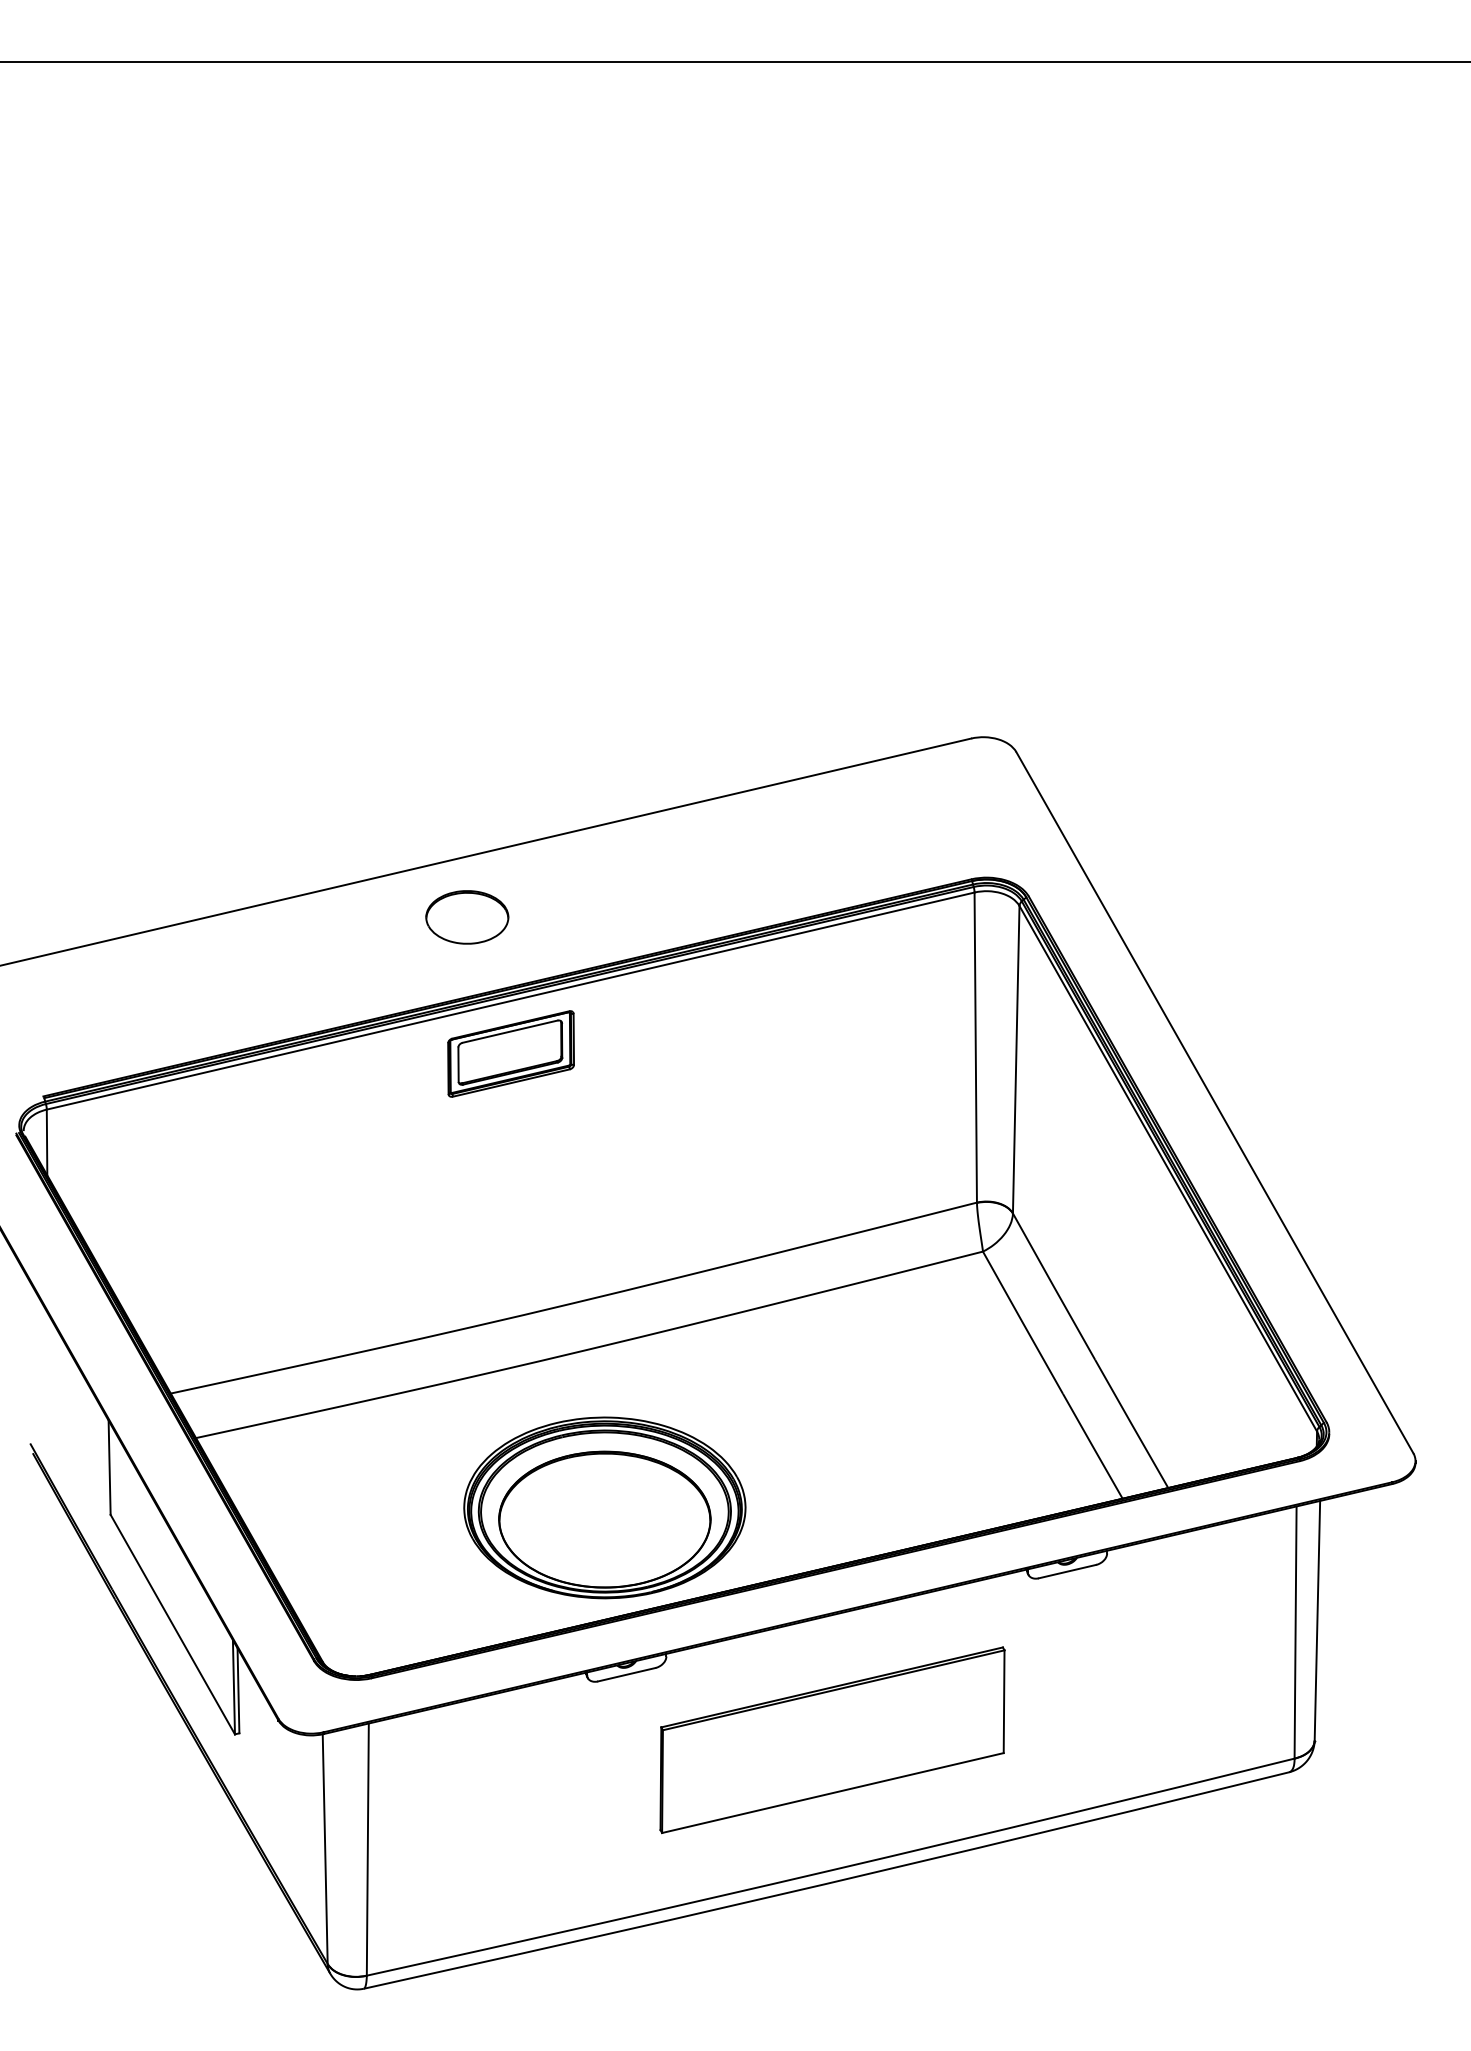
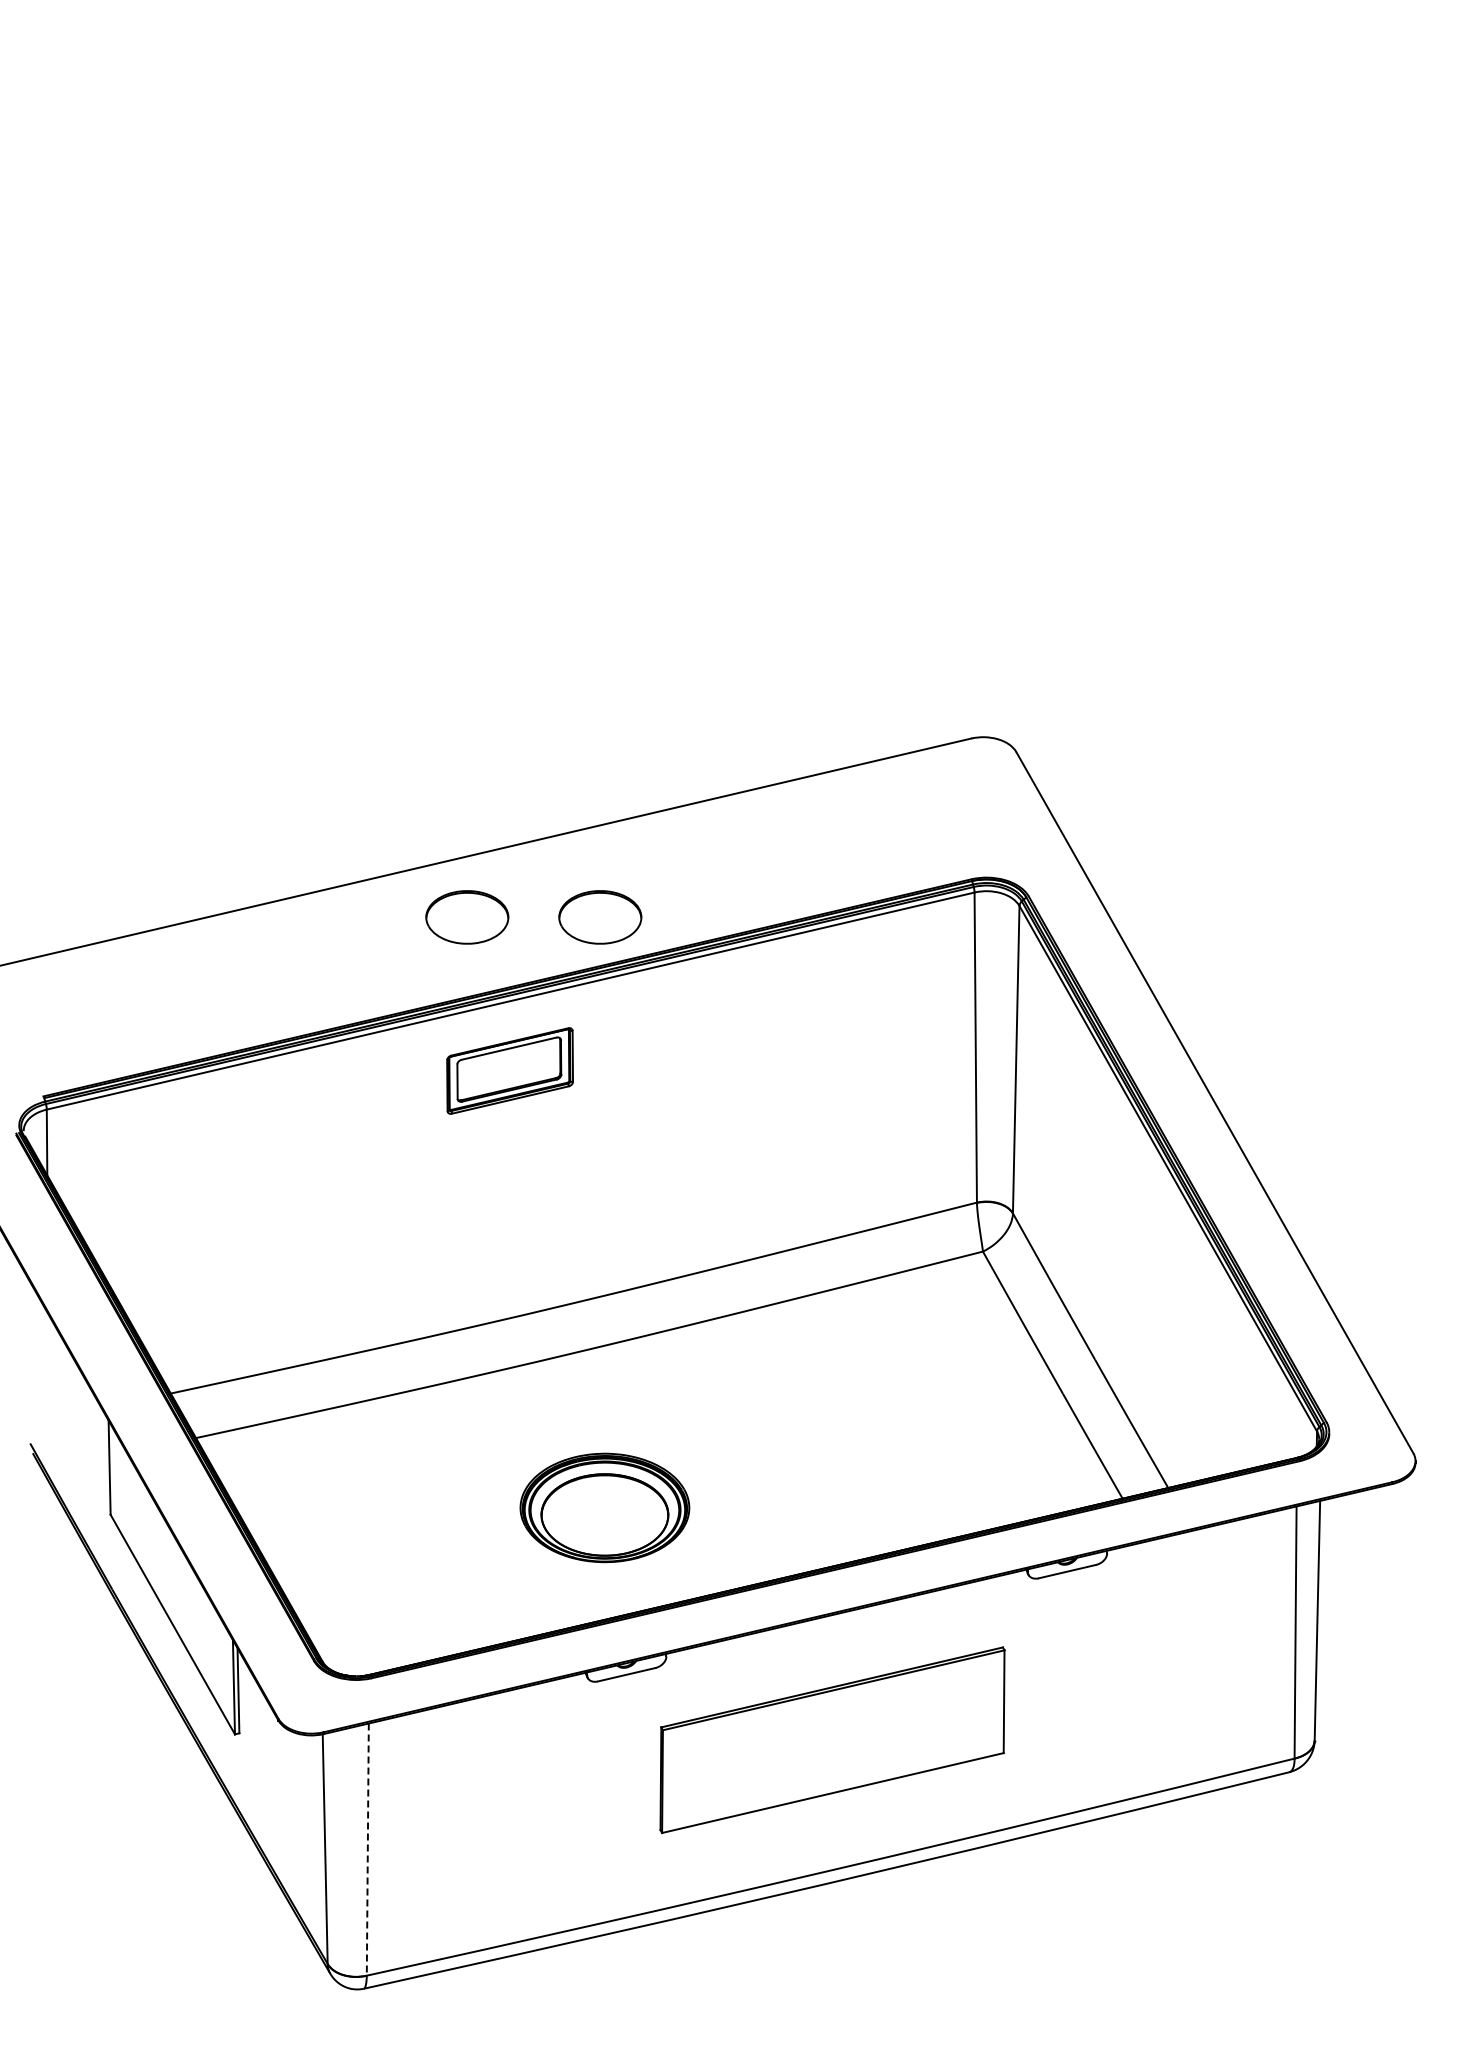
line: present -> none (734, 61)
part: none -> present (600, 917)
part position: (510, 1053) -> (509, 1070) (509, 1070)
part size: 284x184 px -> 172x112 px (604, 1507)
line: solid -> dashed (367, 1850)
